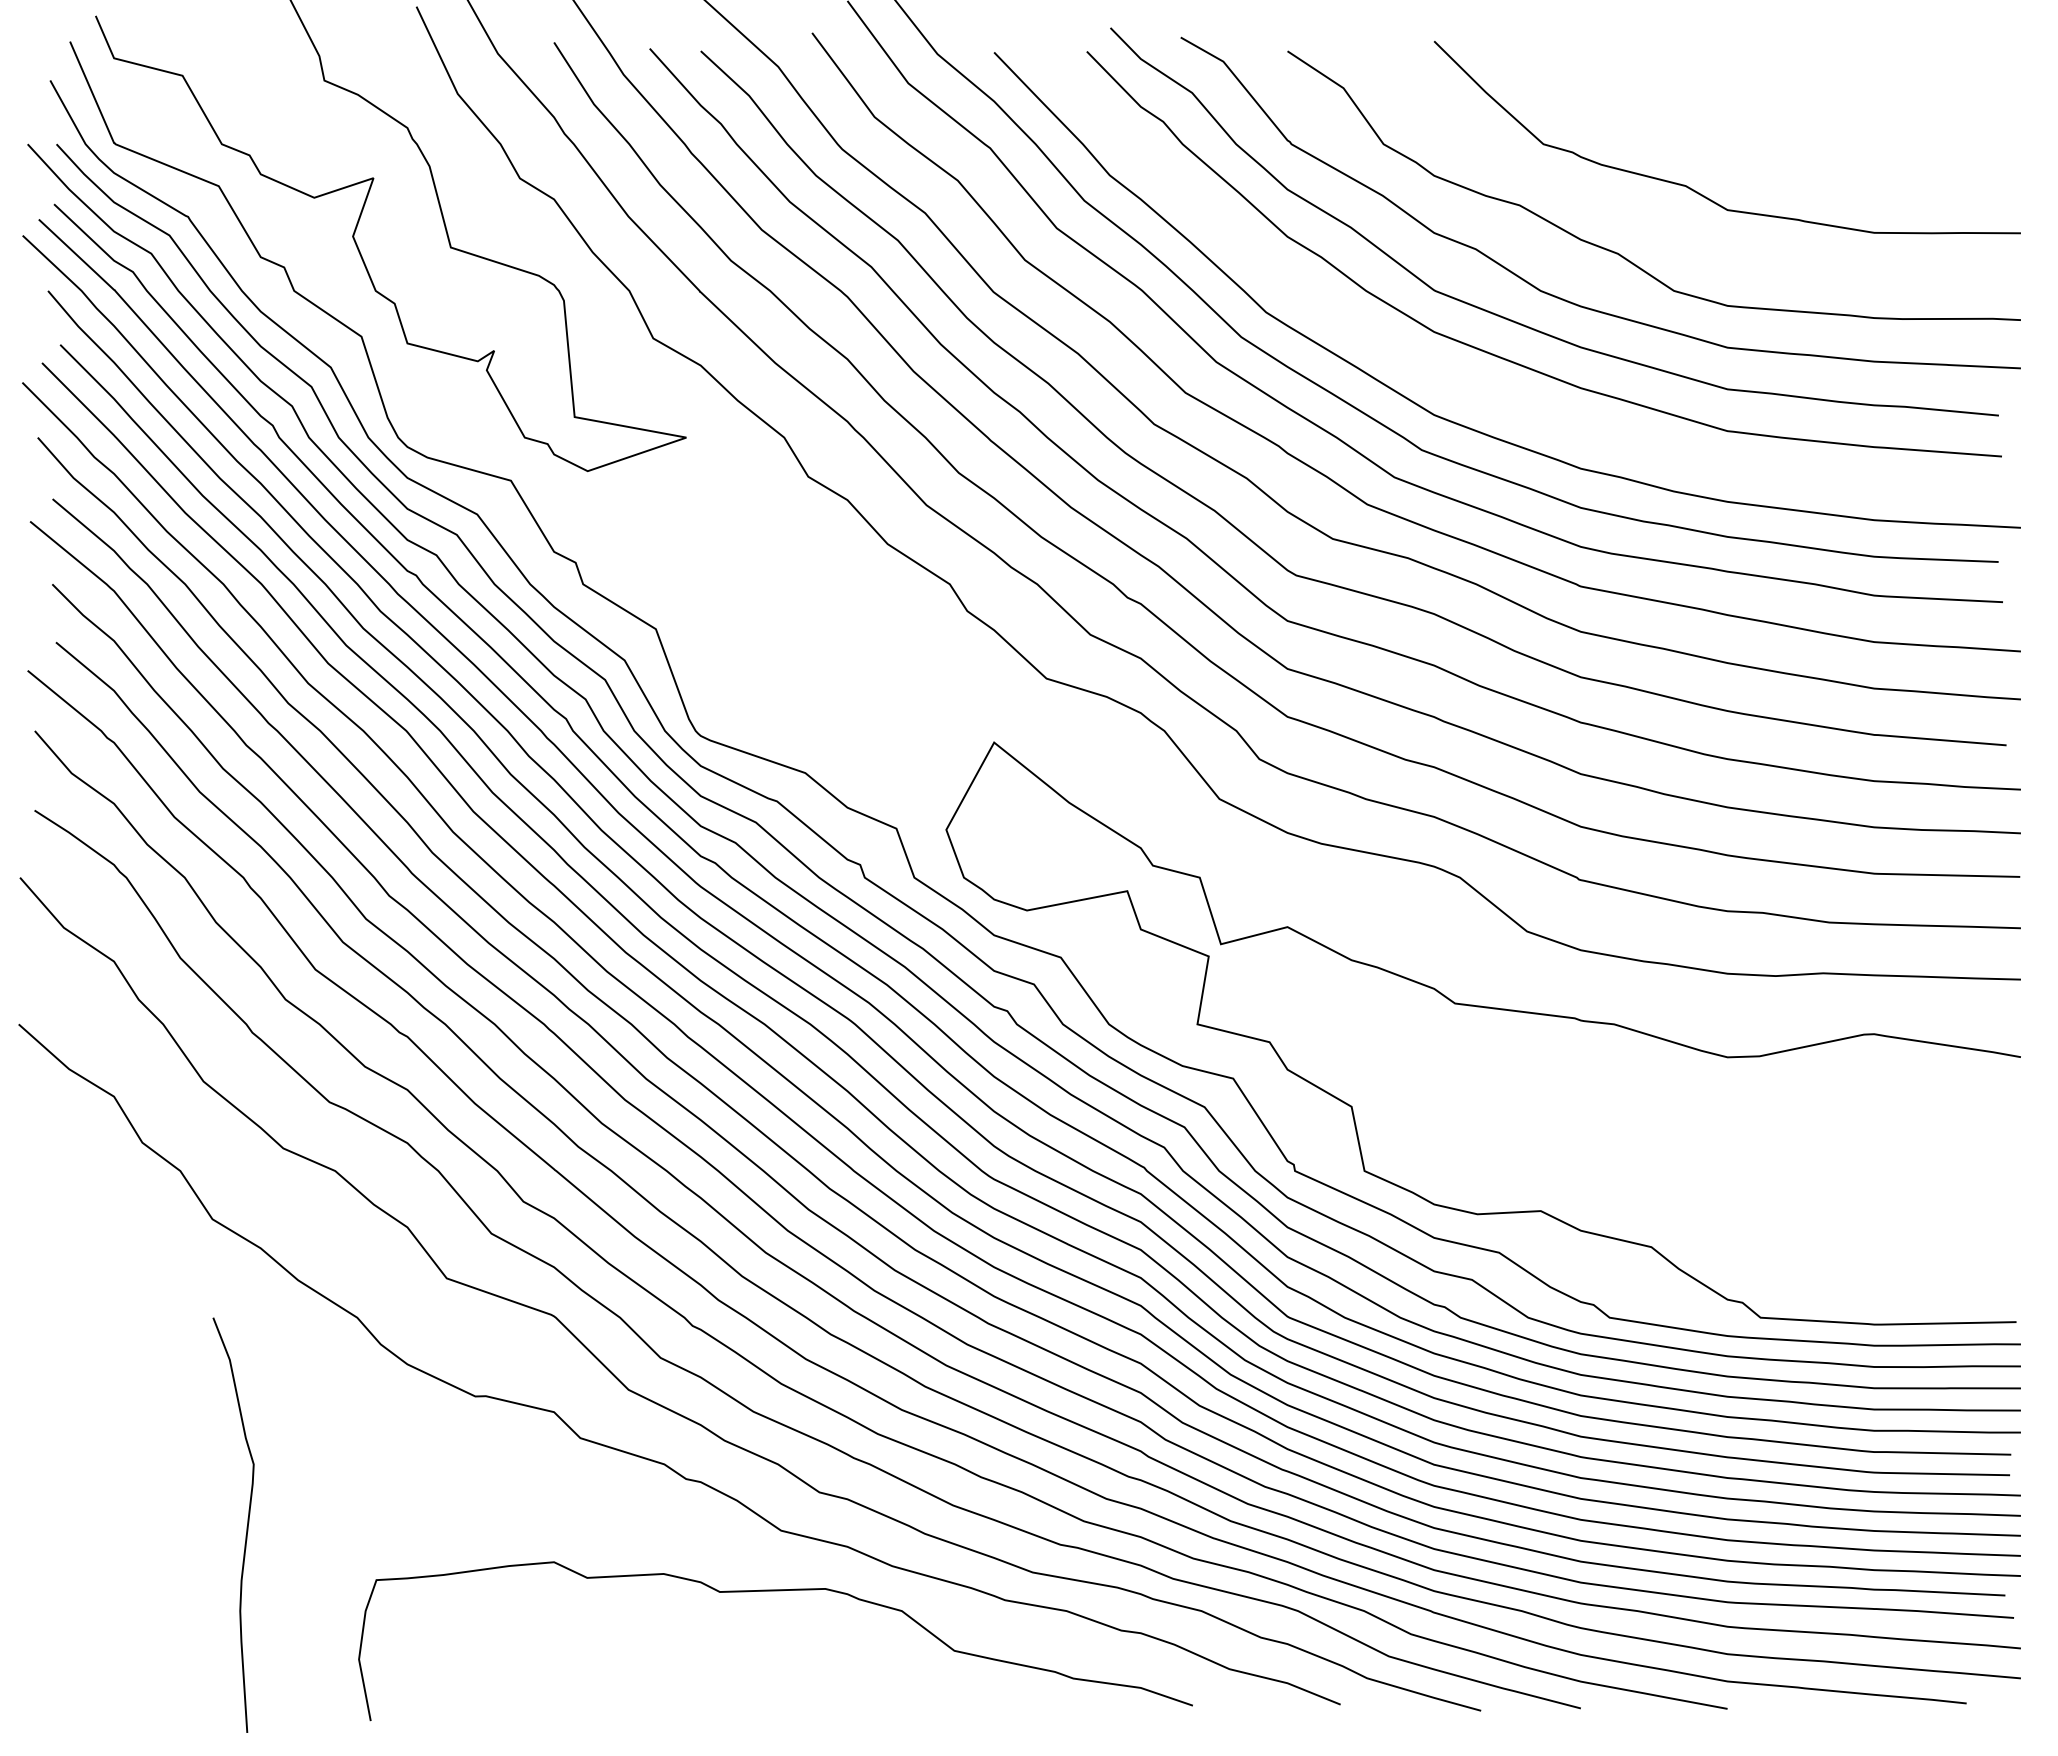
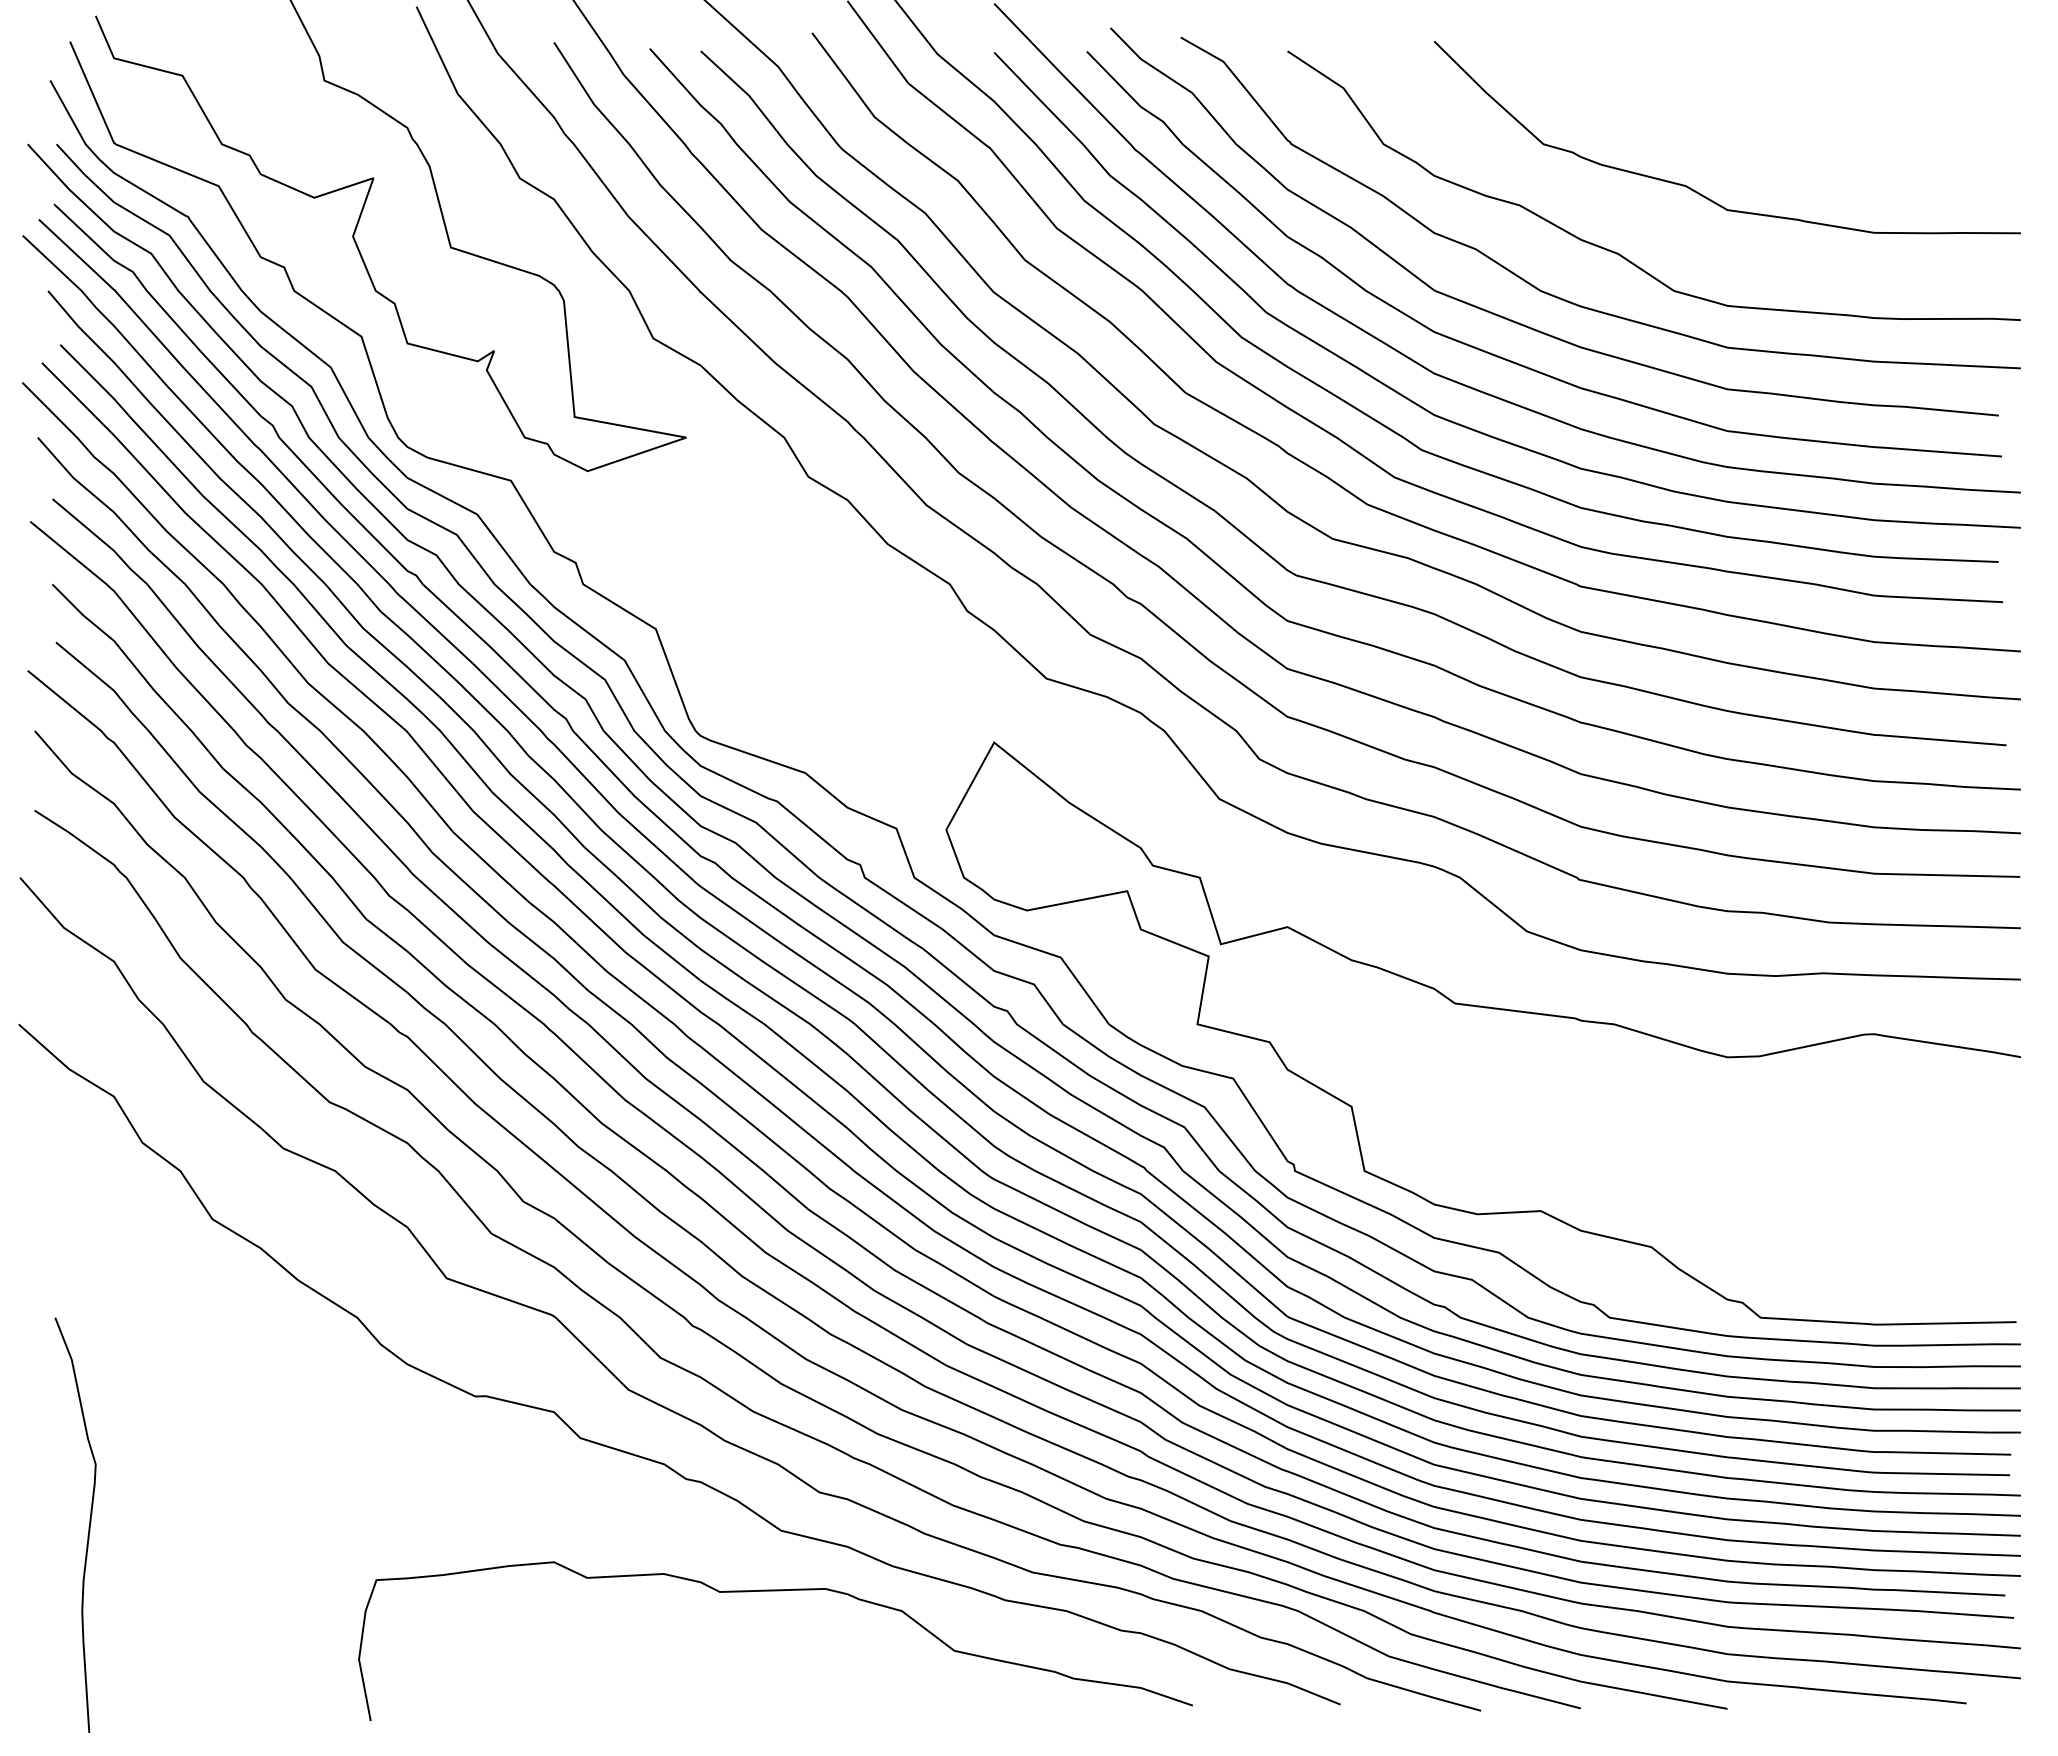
curve: none -> present (1458, 381)
curve position: (246, 1526) -> (88, 1526) (88, 1526)
